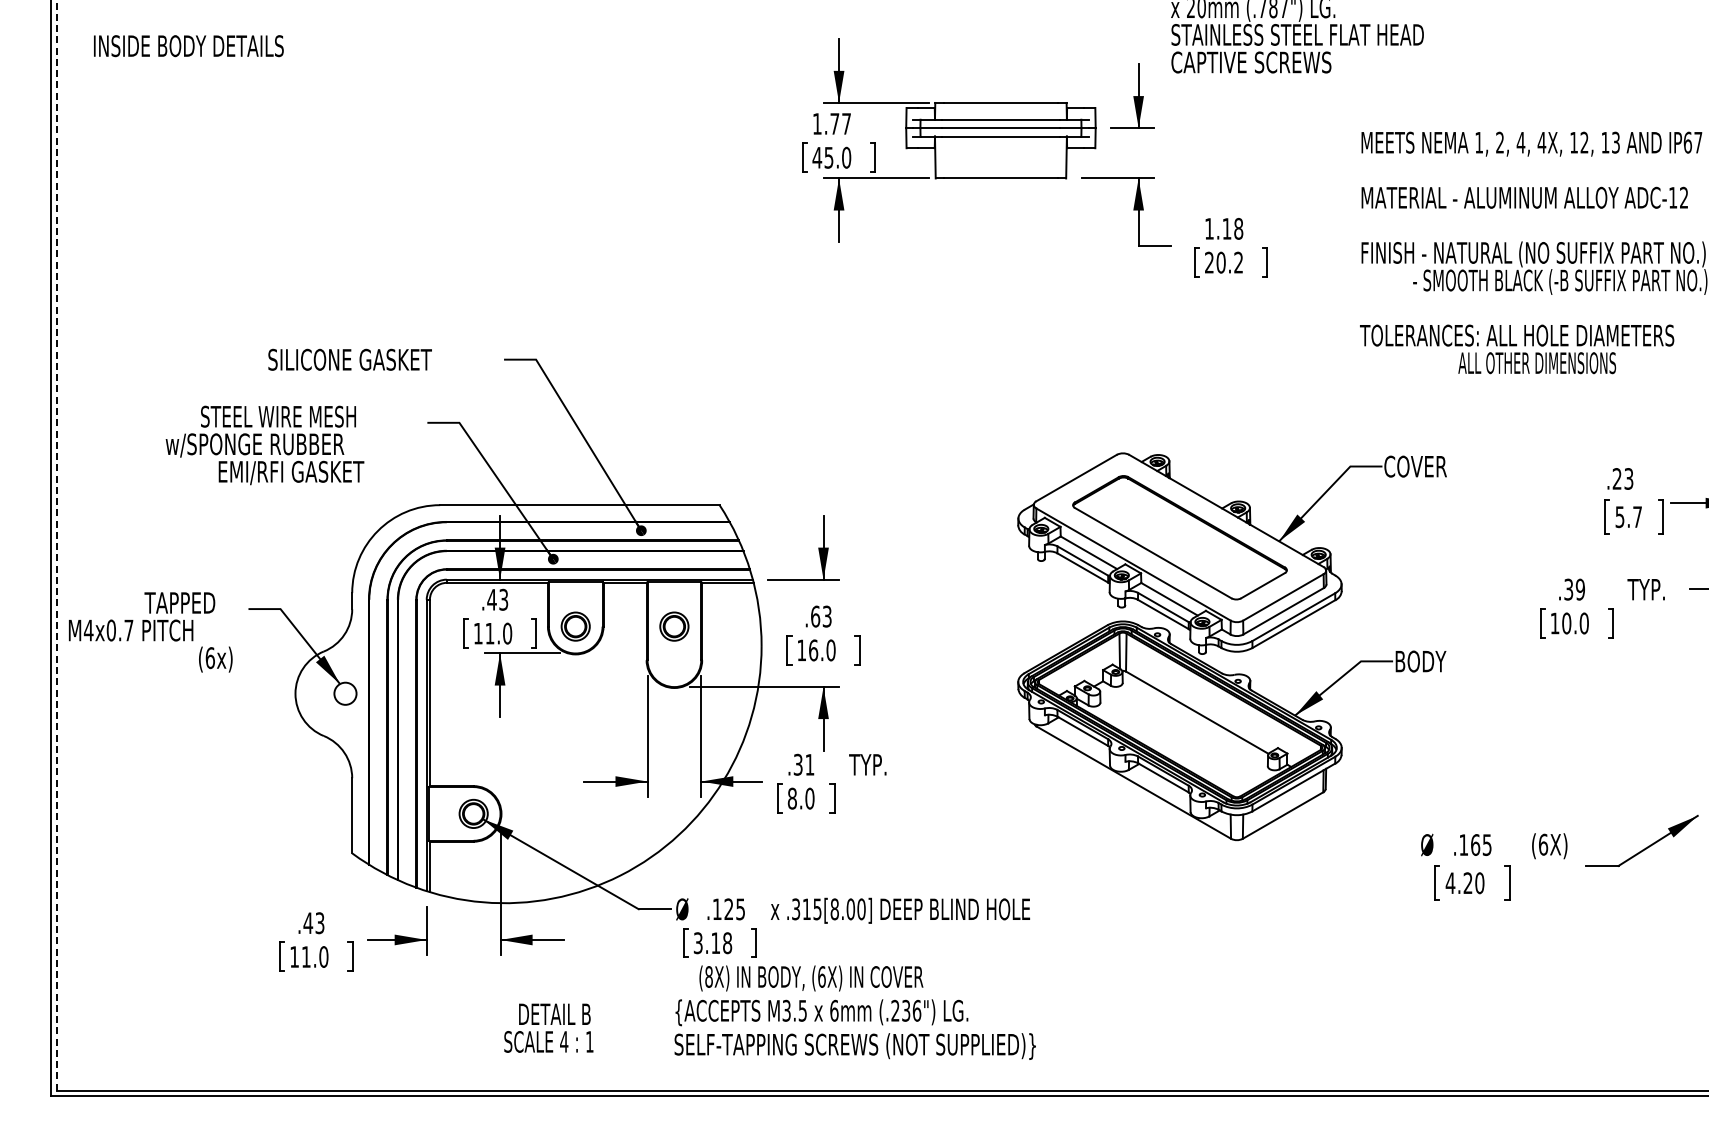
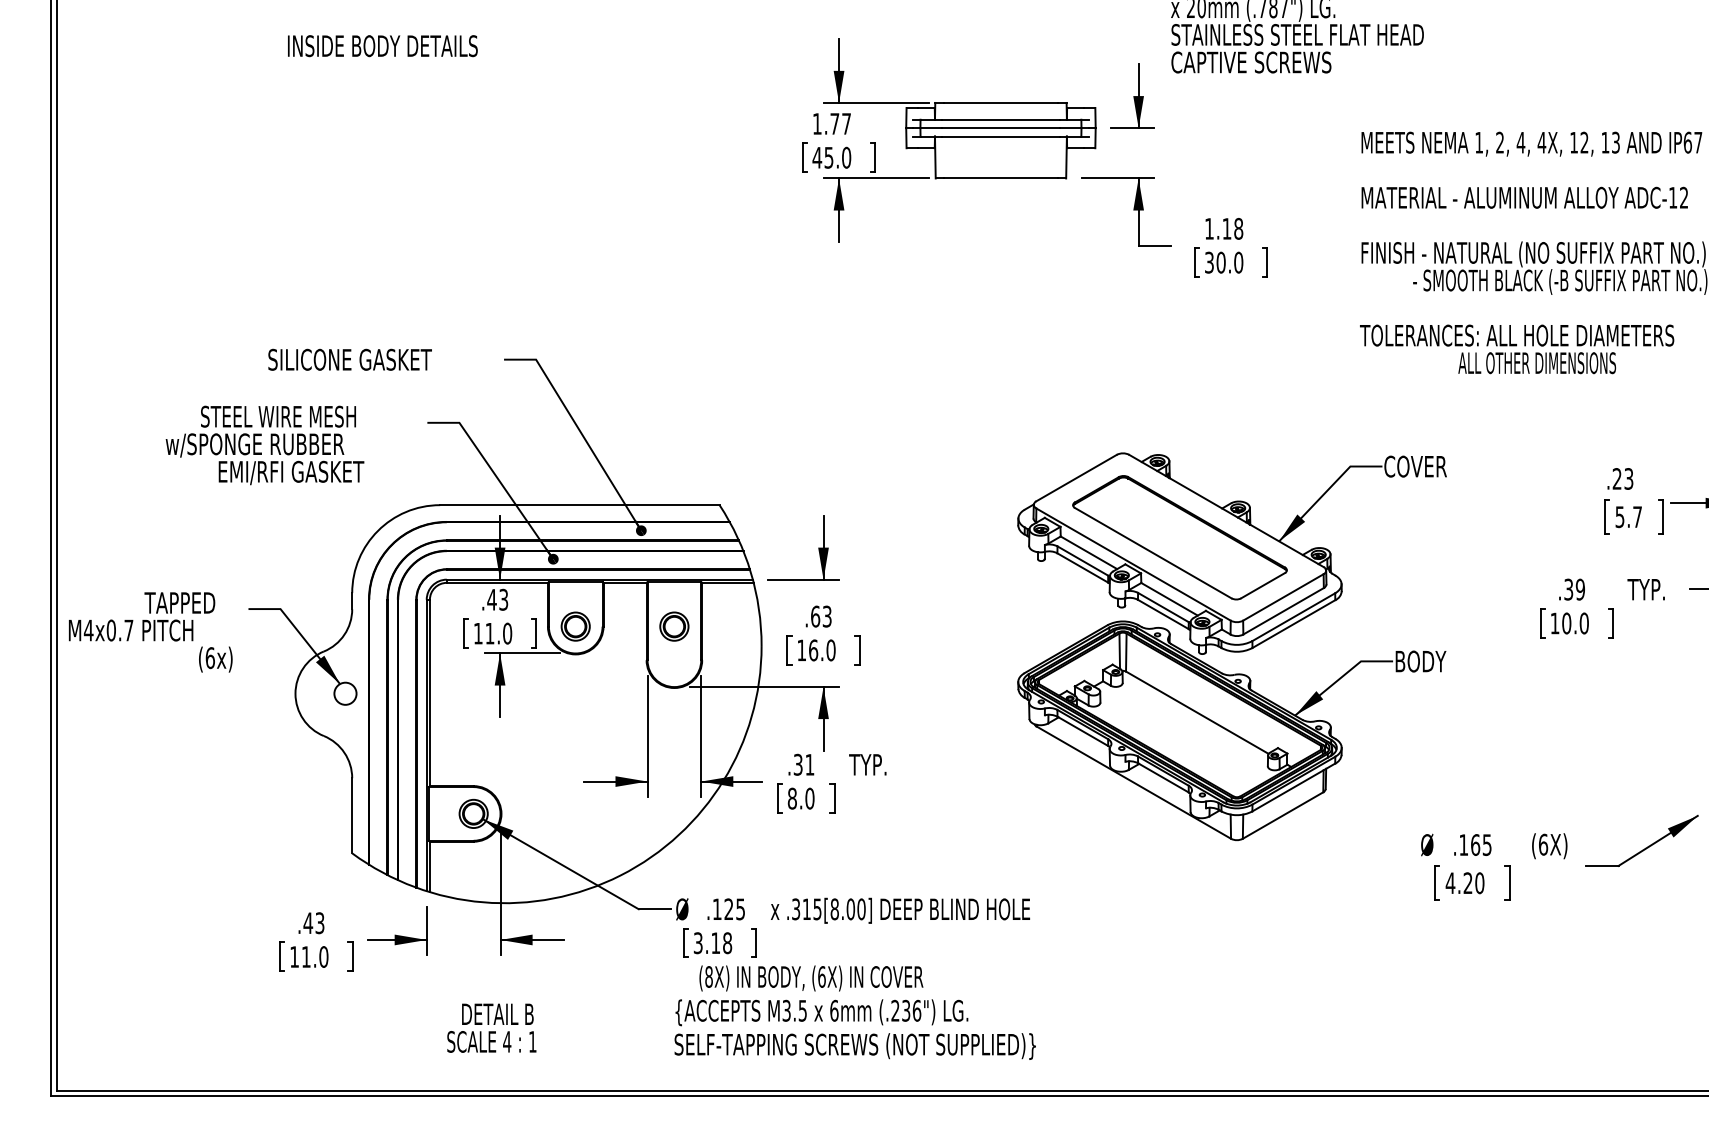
text position: (188, 46) -> (382, 46) (382, 46)
text: 20.2 -> 30.0 (1224, 262)
line: dashed -> solid (56, 544)
text position: (548, 1027) -> (491, 1027) (491, 1027)
